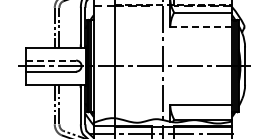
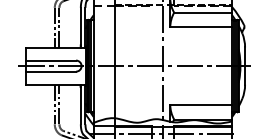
line: dashed -> solid (201, 27)
line: dashed -> solid (51, 60)
